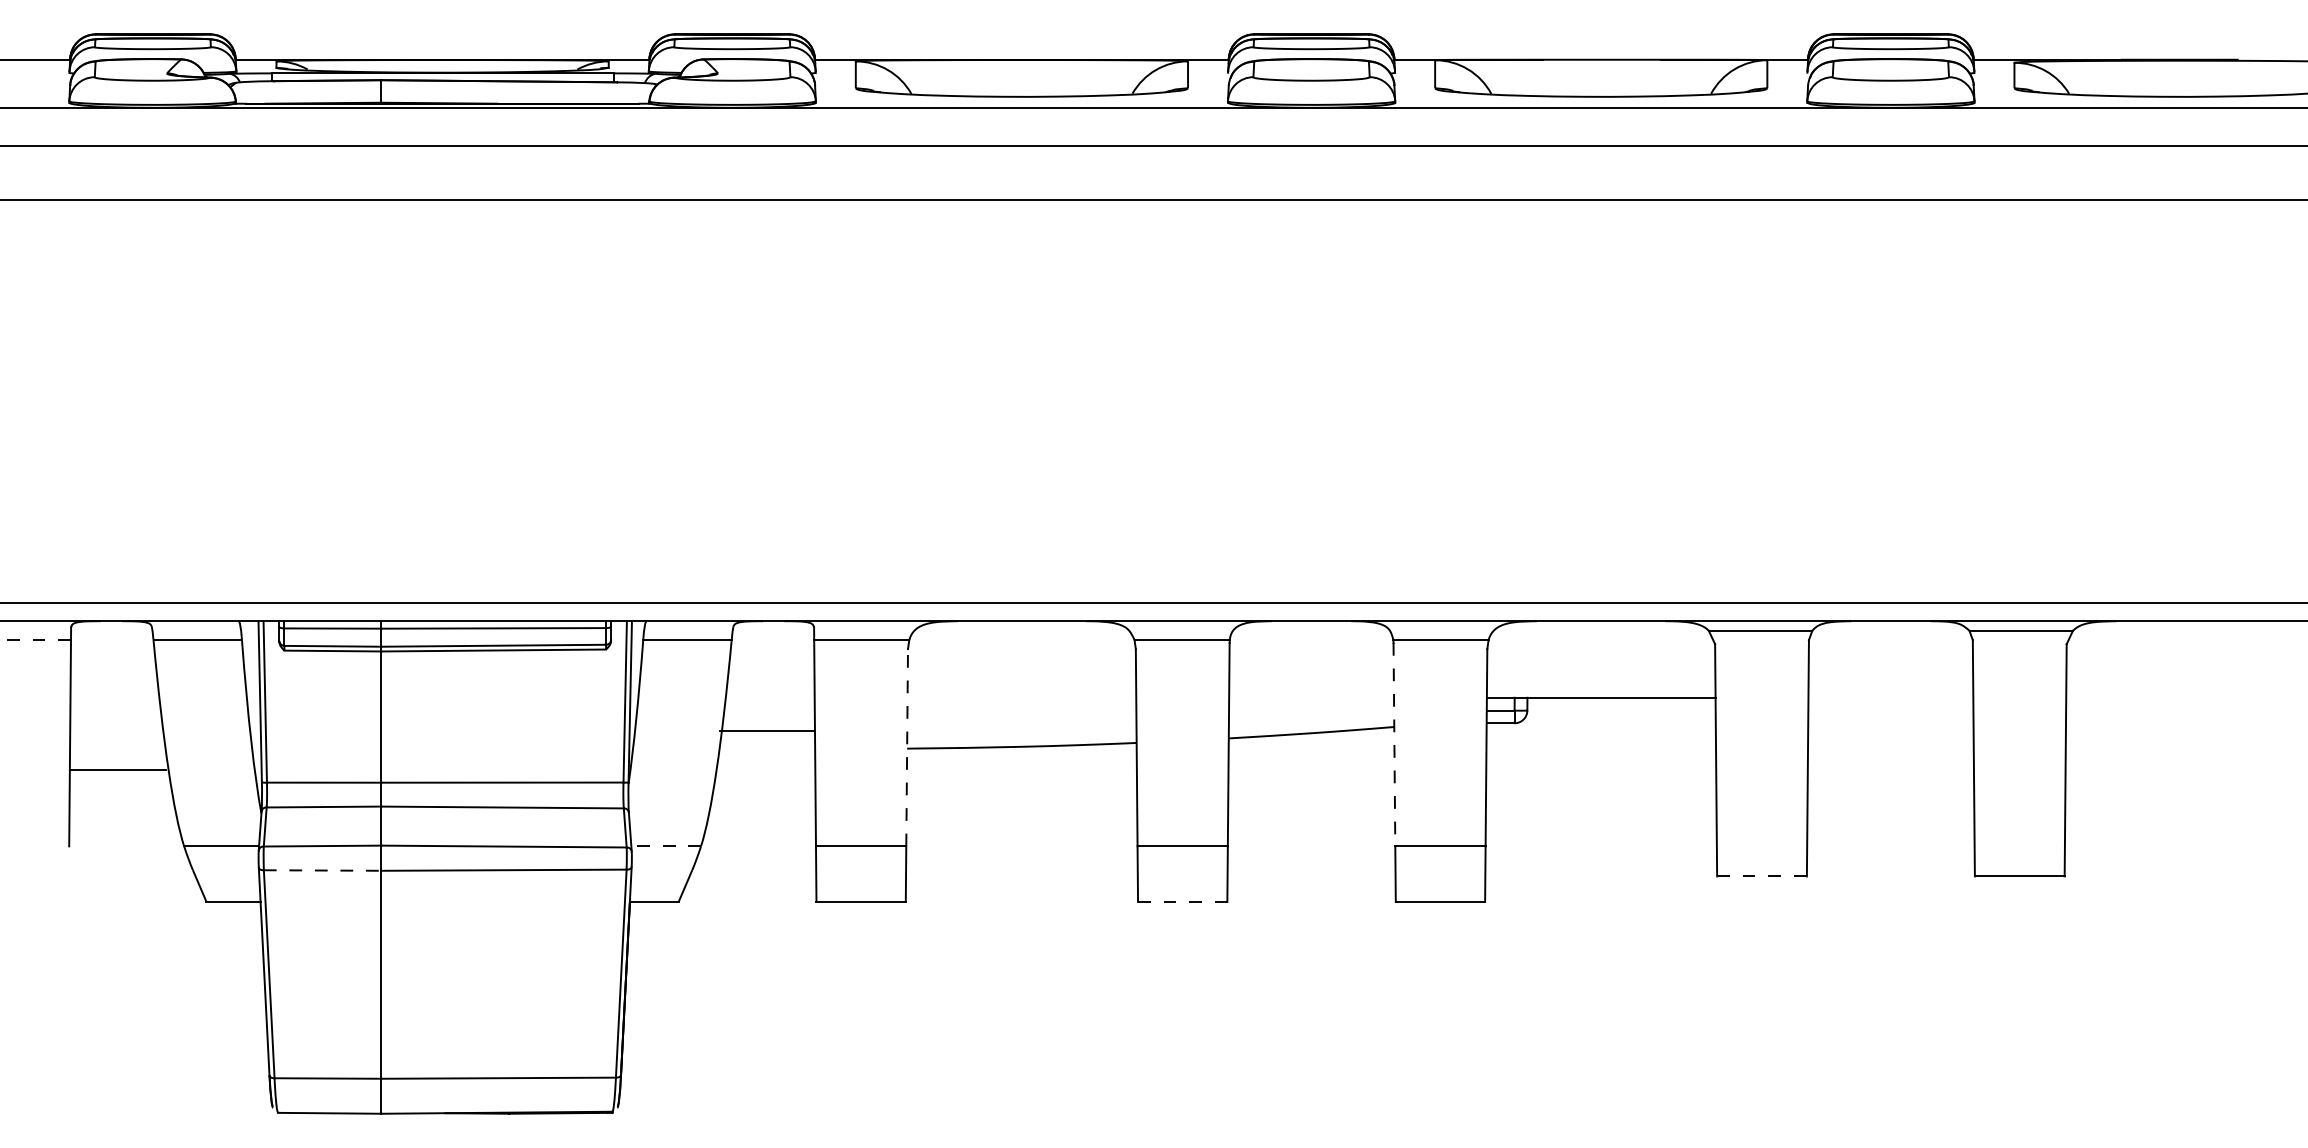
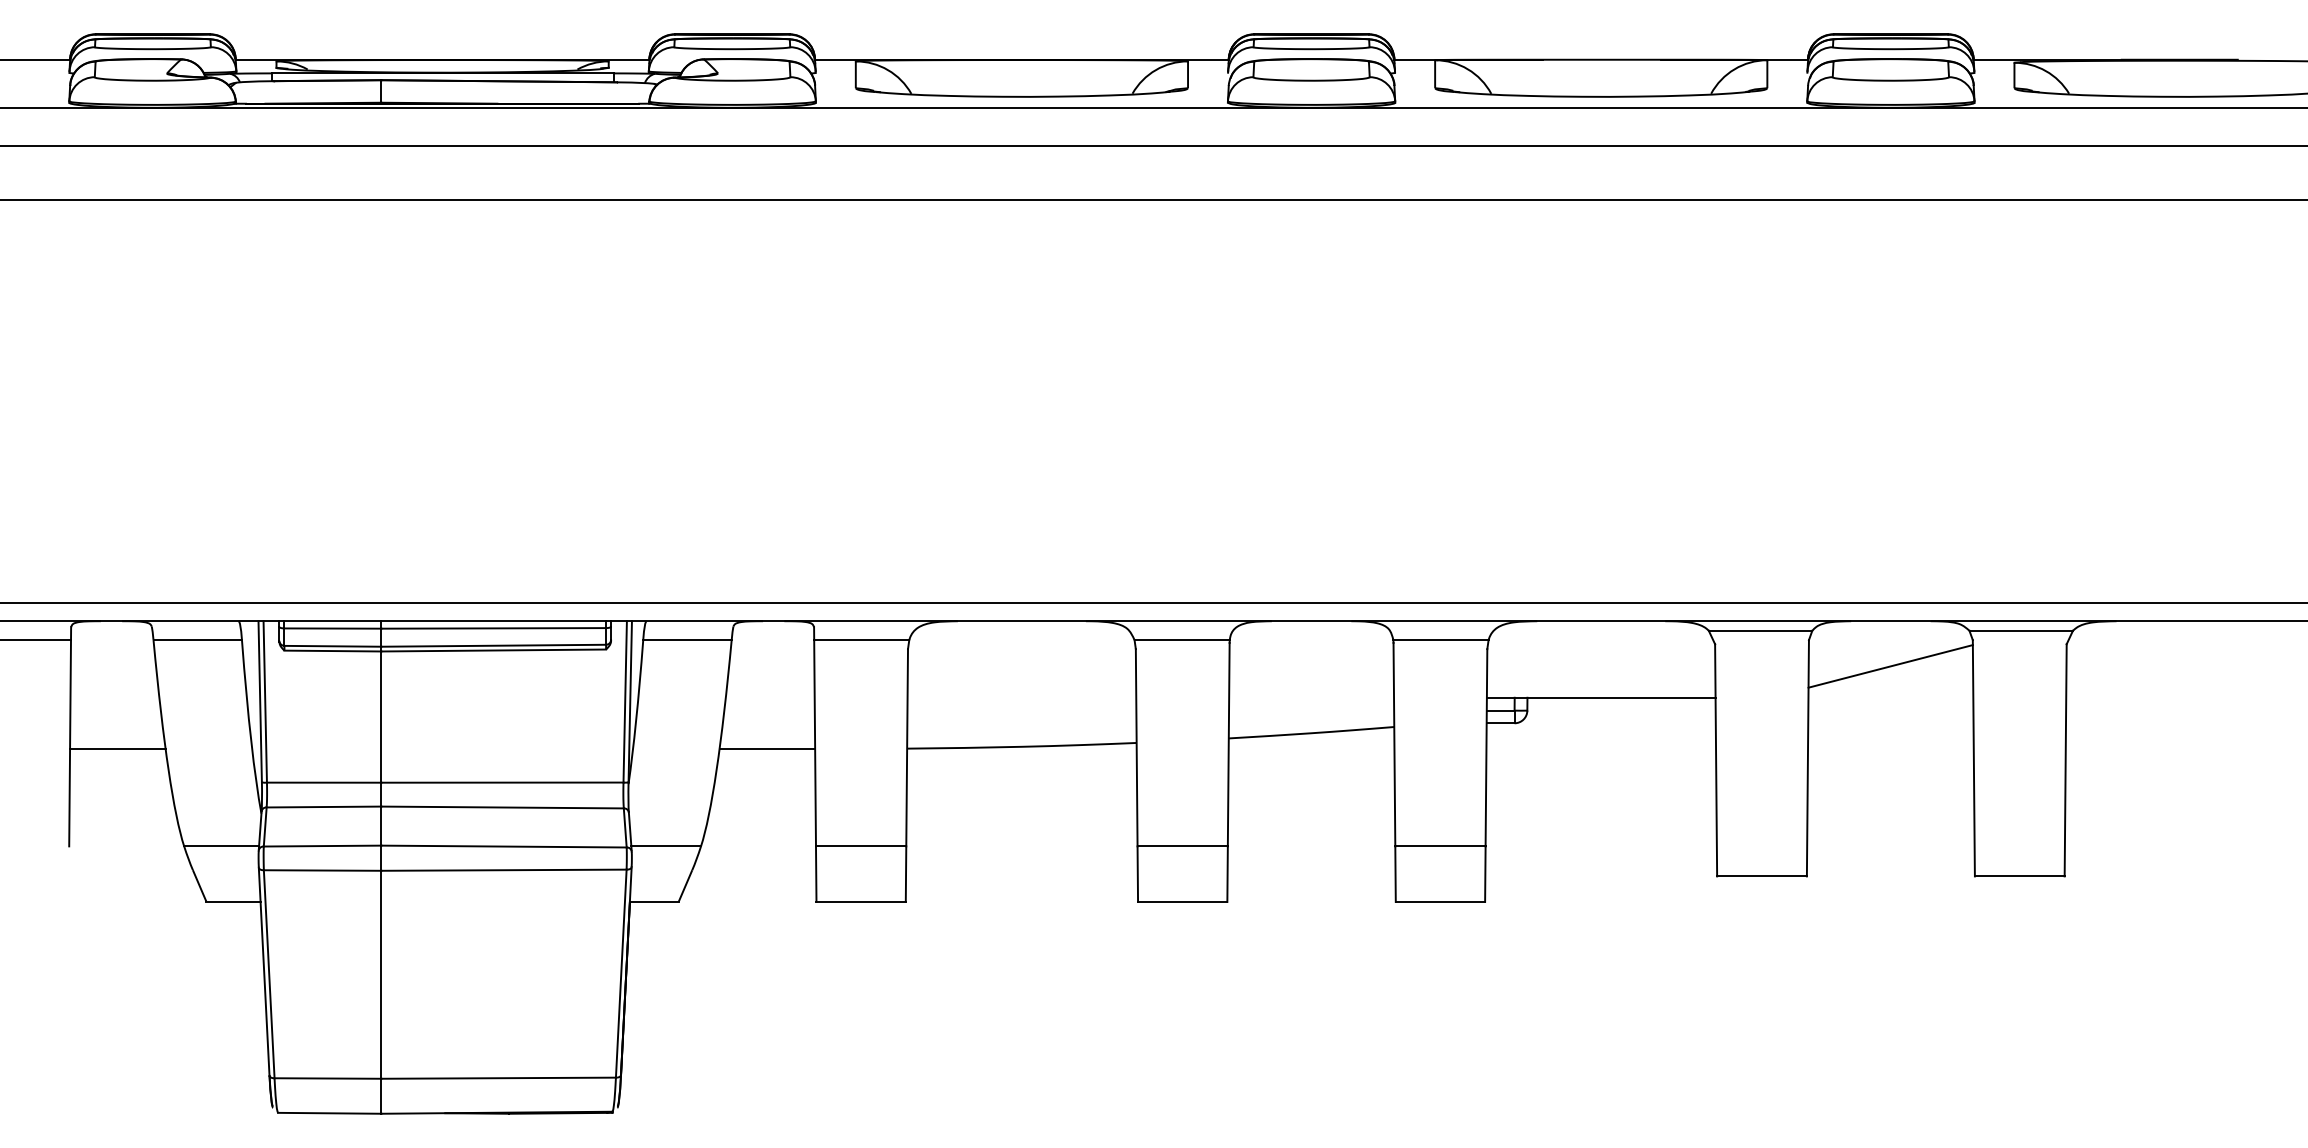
line: dashed -> solid (35, 640)
line: none -> present (1890, 666)
line position: (767, 730) -> (767, 748) (767, 748)
line: dashed -> solid (1394, 744)
line: dashed -> solid (907, 747)
line position: (117, 769) -> (117, 748) (117, 748)
line: dashed -> solid (666, 846)
line: dashed -> solid (322, 870)
line: dashed -> solid (1762, 876)
line: dashed -> solid (1182, 901)
